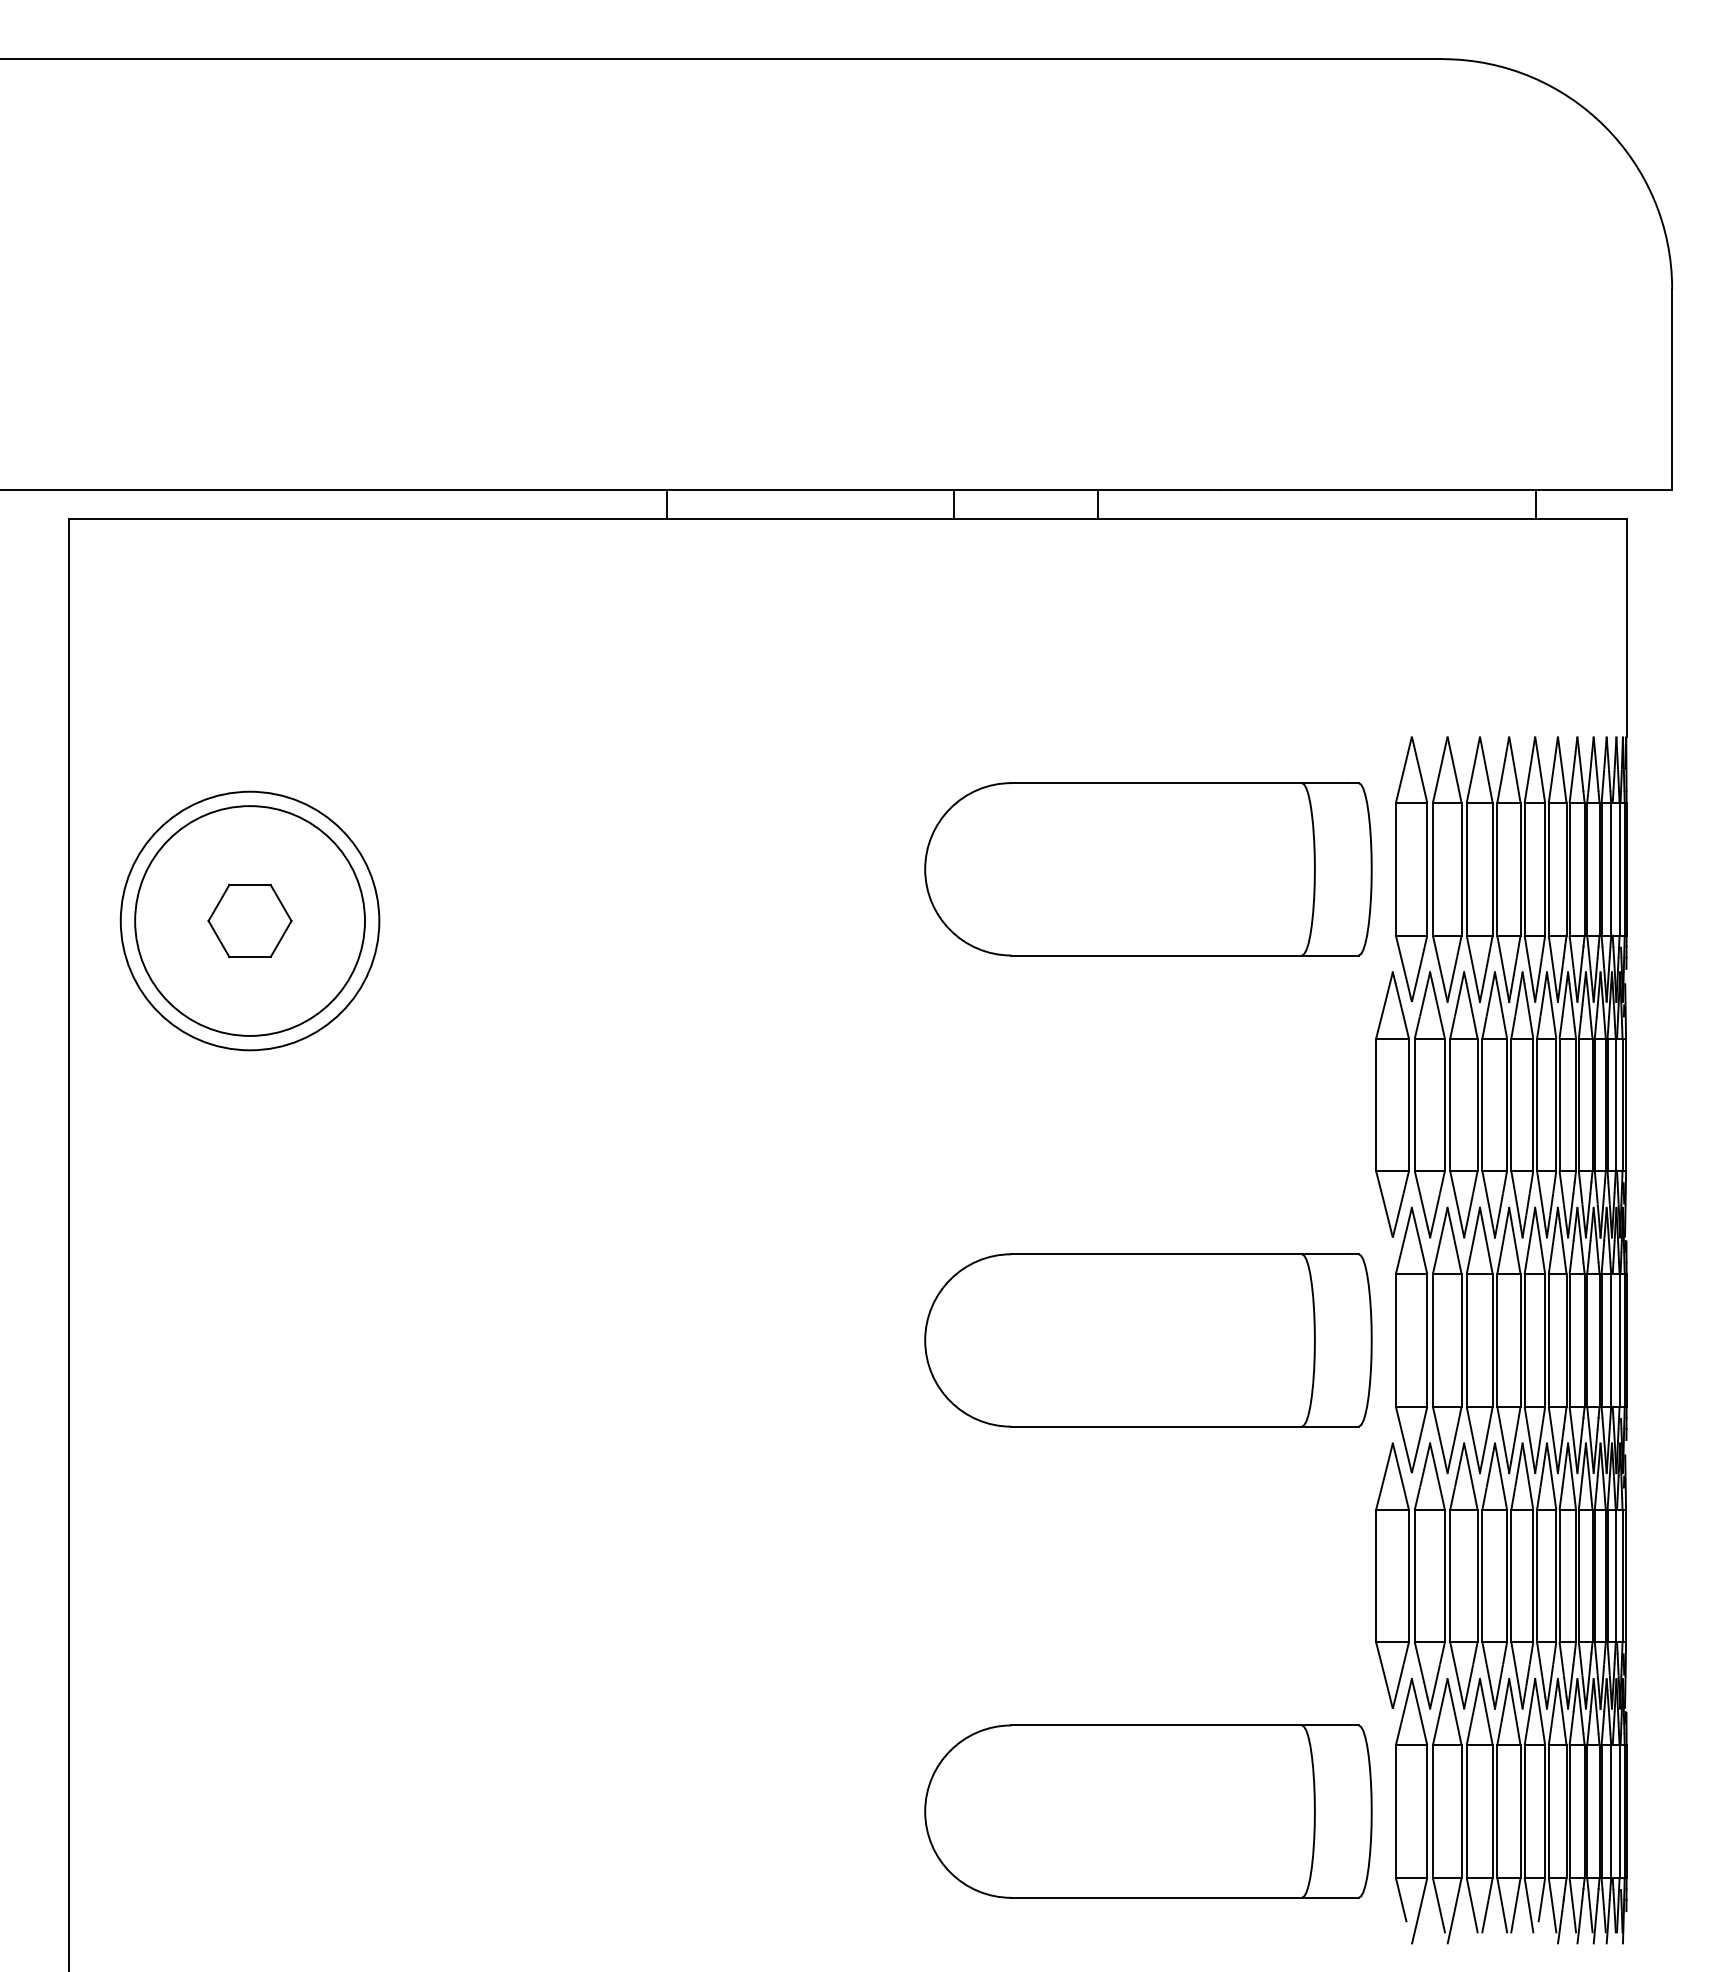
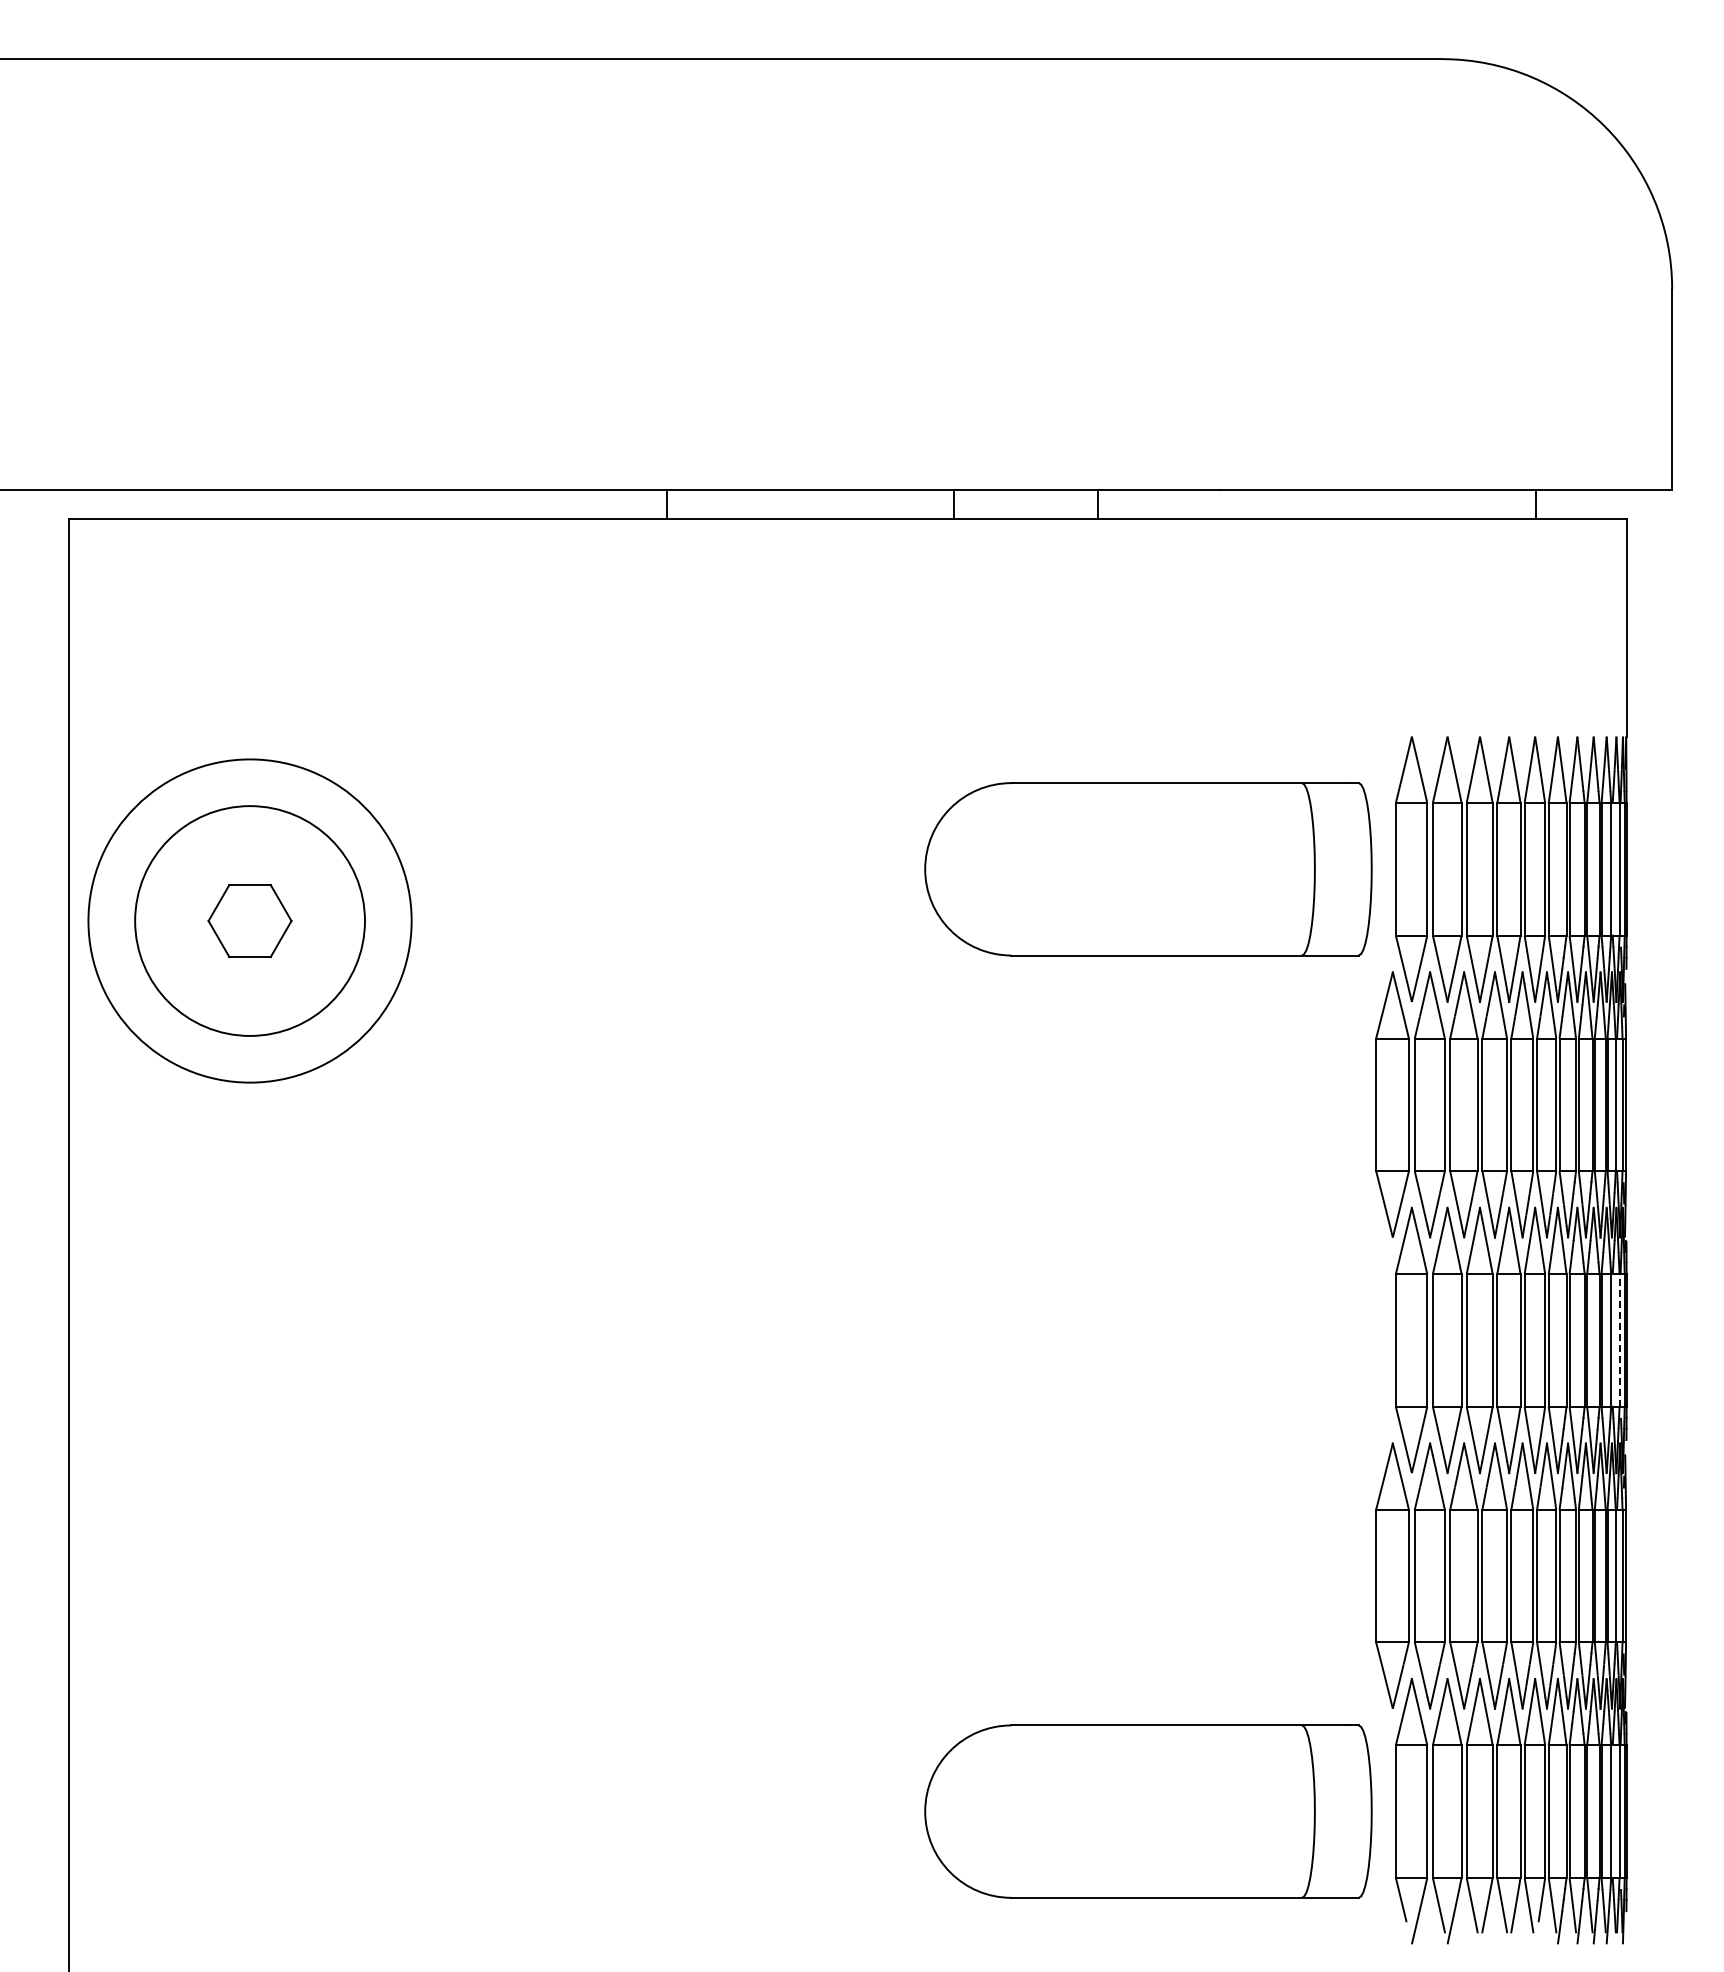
circle diameter: 259 px -> 323 px (249, 920)
line: solid -> dashed (1619, 1339)
part: present -> none (1148, 1340)
